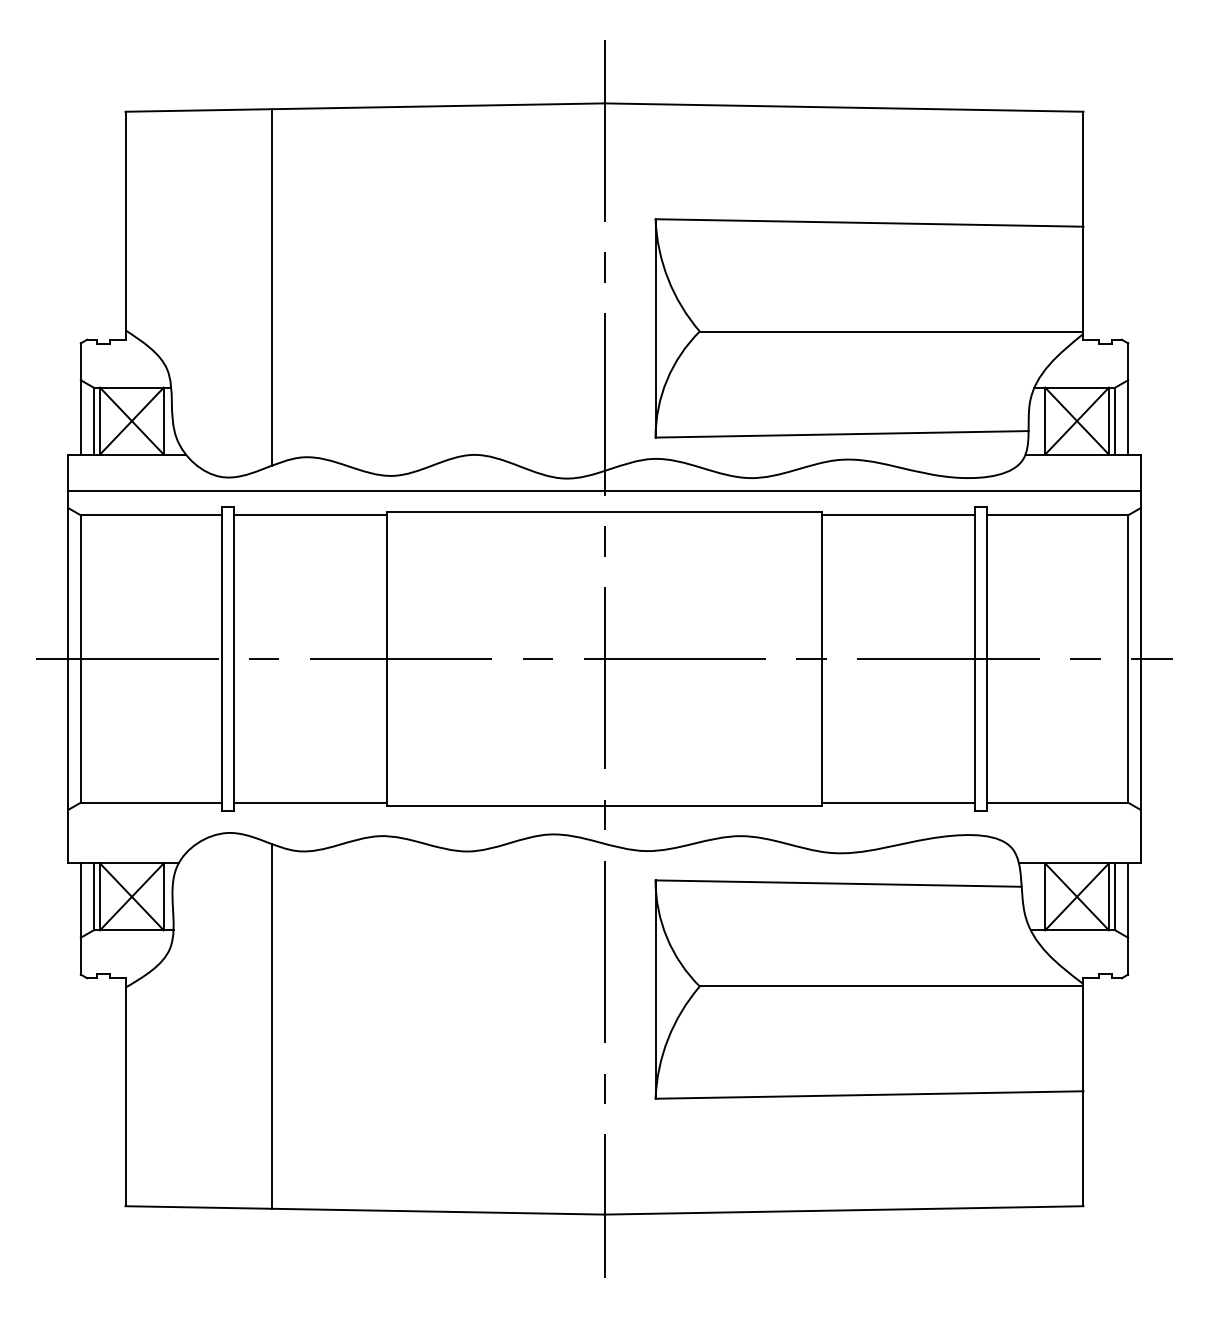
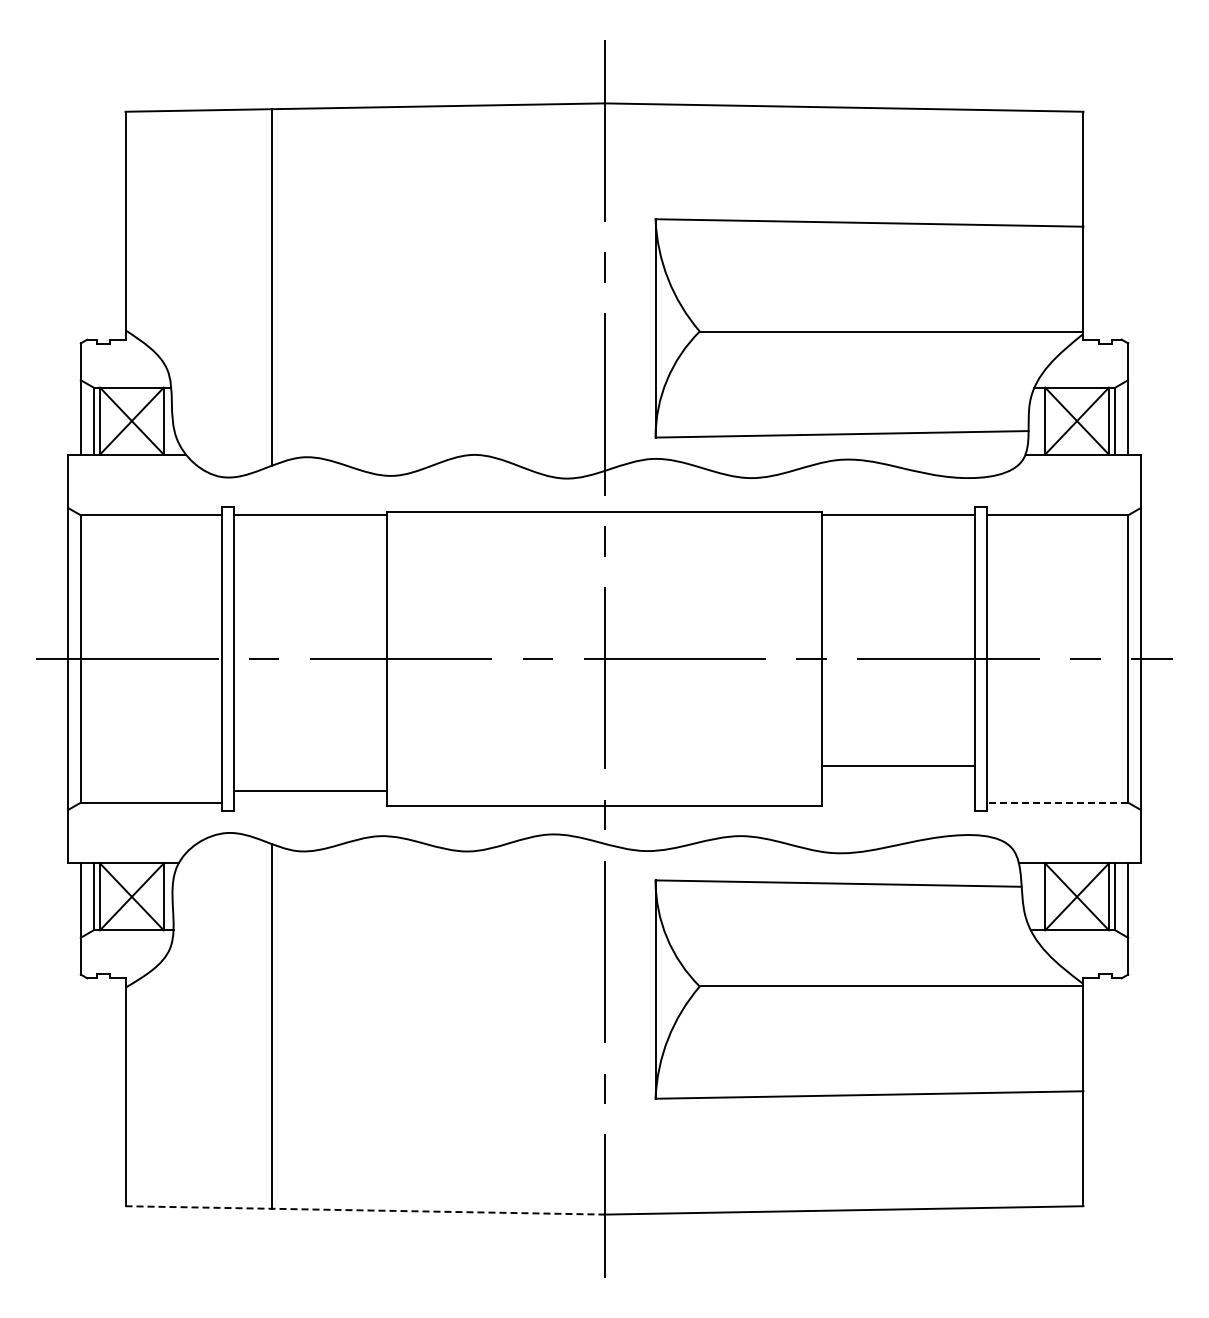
line: present -> none (604, 491)
line position: (310, 802) -> (310, 790) (310, 790)
line position: (897, 802) -> (897, 765) (897, 765)
line: solid -> dashed (1057, 802)
line: solid -> dashed (365, 1210)
